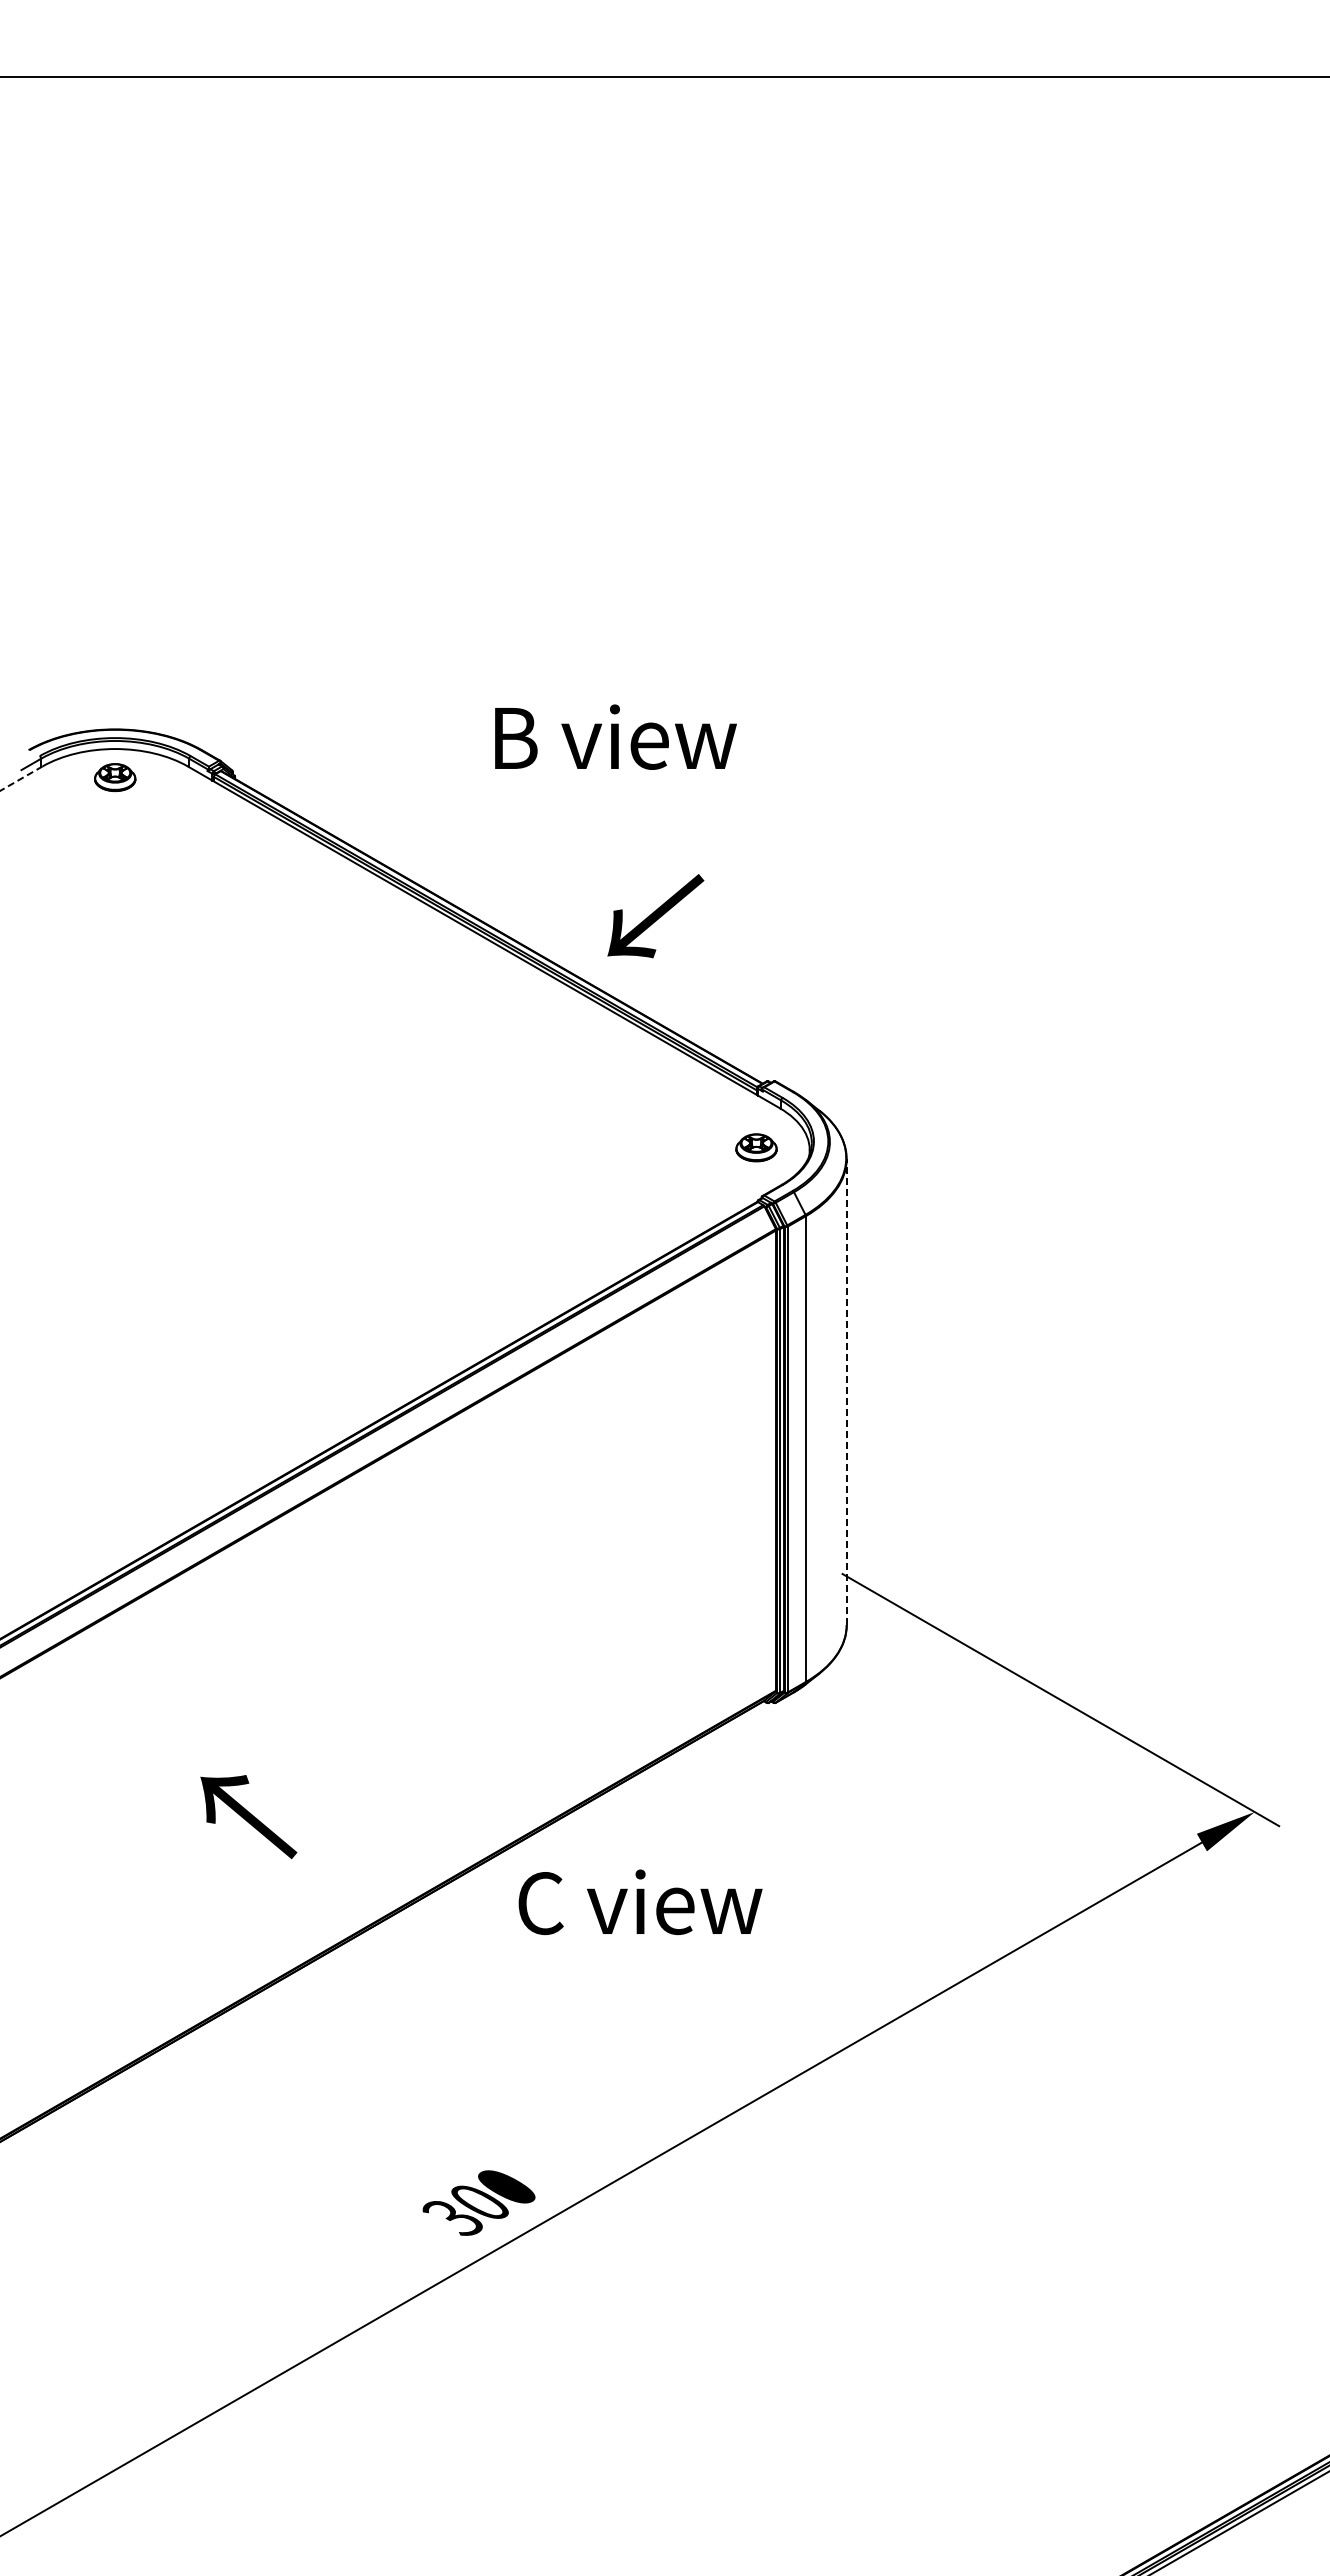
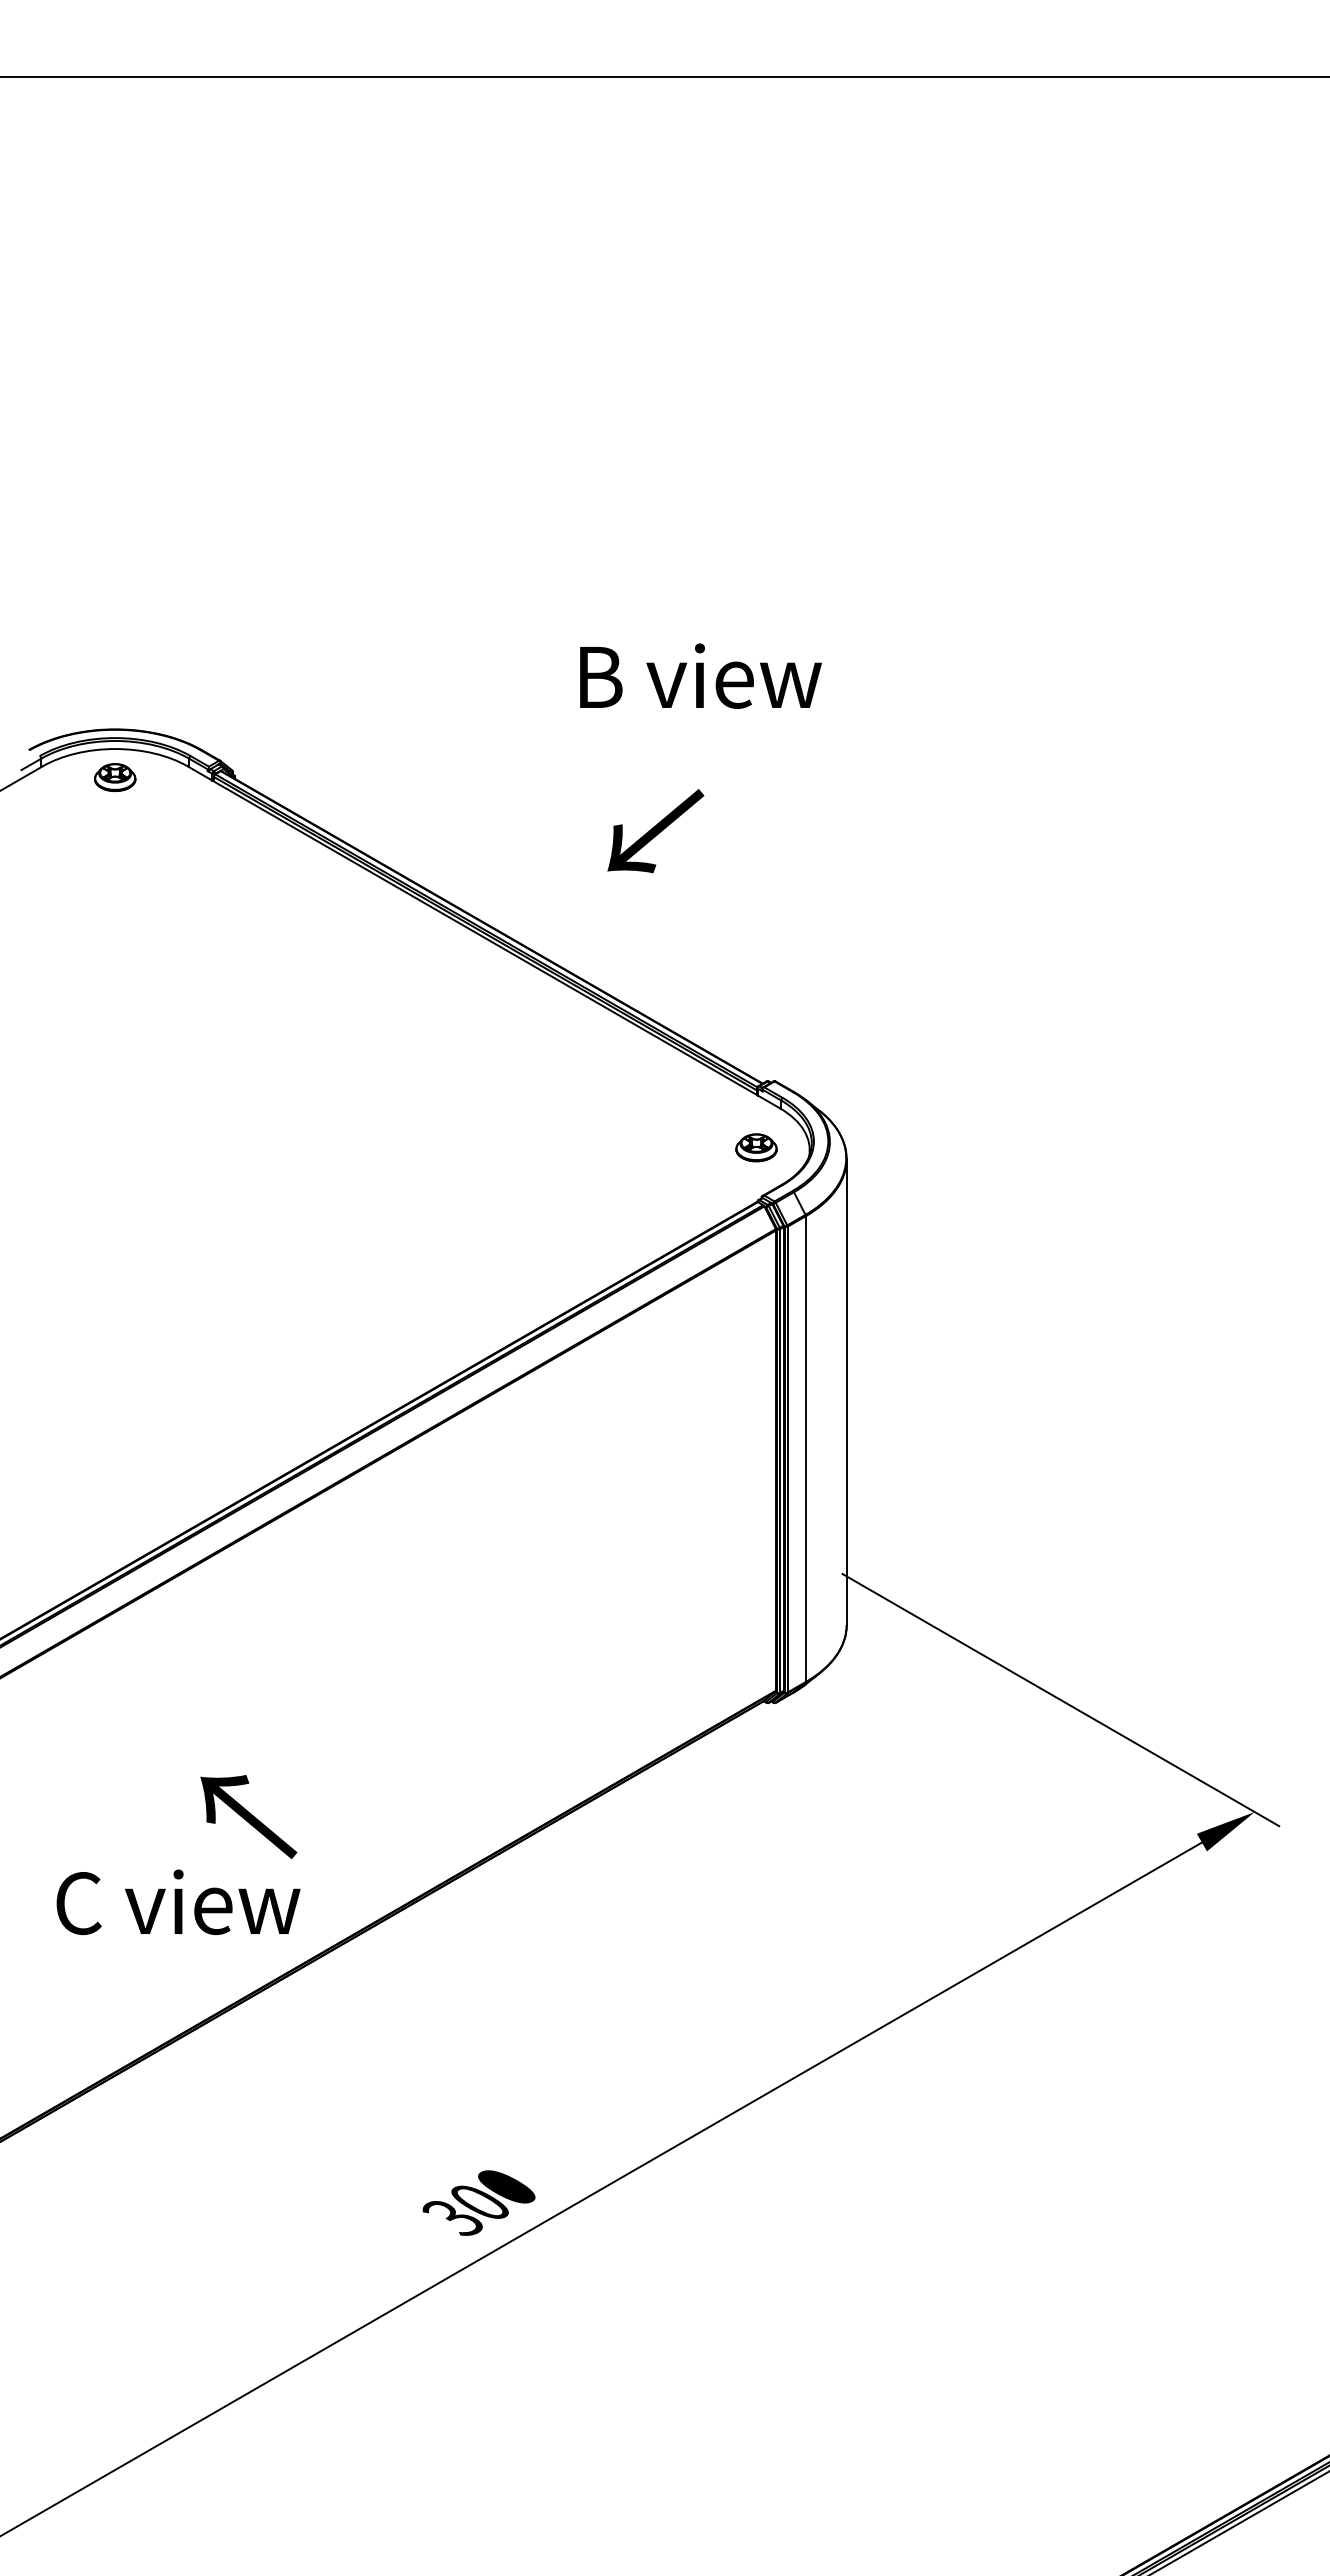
text position: (615, 736) -> (700, 675) (700, 675)
line: dashed -> solid (21, 778)
text position: (655, 916) -> (655, 831) (655, 831)
line: dashed -> solid (846, 1392)
text position: (640, 1902) -> (178, 1902) (178, 1902)
